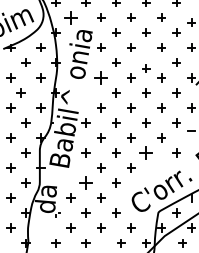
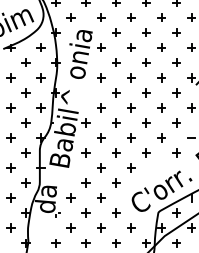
part size: 14x14 px -> 10x9 px (70, 17)
part position: (191, 22) -> (191, 17) (191, 17)
part position: (146, 68) -> (146, 62) (146, 62)
part size: 14x14 px -> 9x10 px (101, 77)
part position: (20, 92) -> (25, 92) (25, 92)
line position: (191, 130) -> (191, 137) (191, 137)
part size: 14x14 px -> 9x10 px (146, 152)
part size: 14x14 px -> 10x10 px (85, 182)
part position: (121, 243) -> (116, 243) (116, 243)
part position: (182, 243) -> (176, 243) (176, 243)
